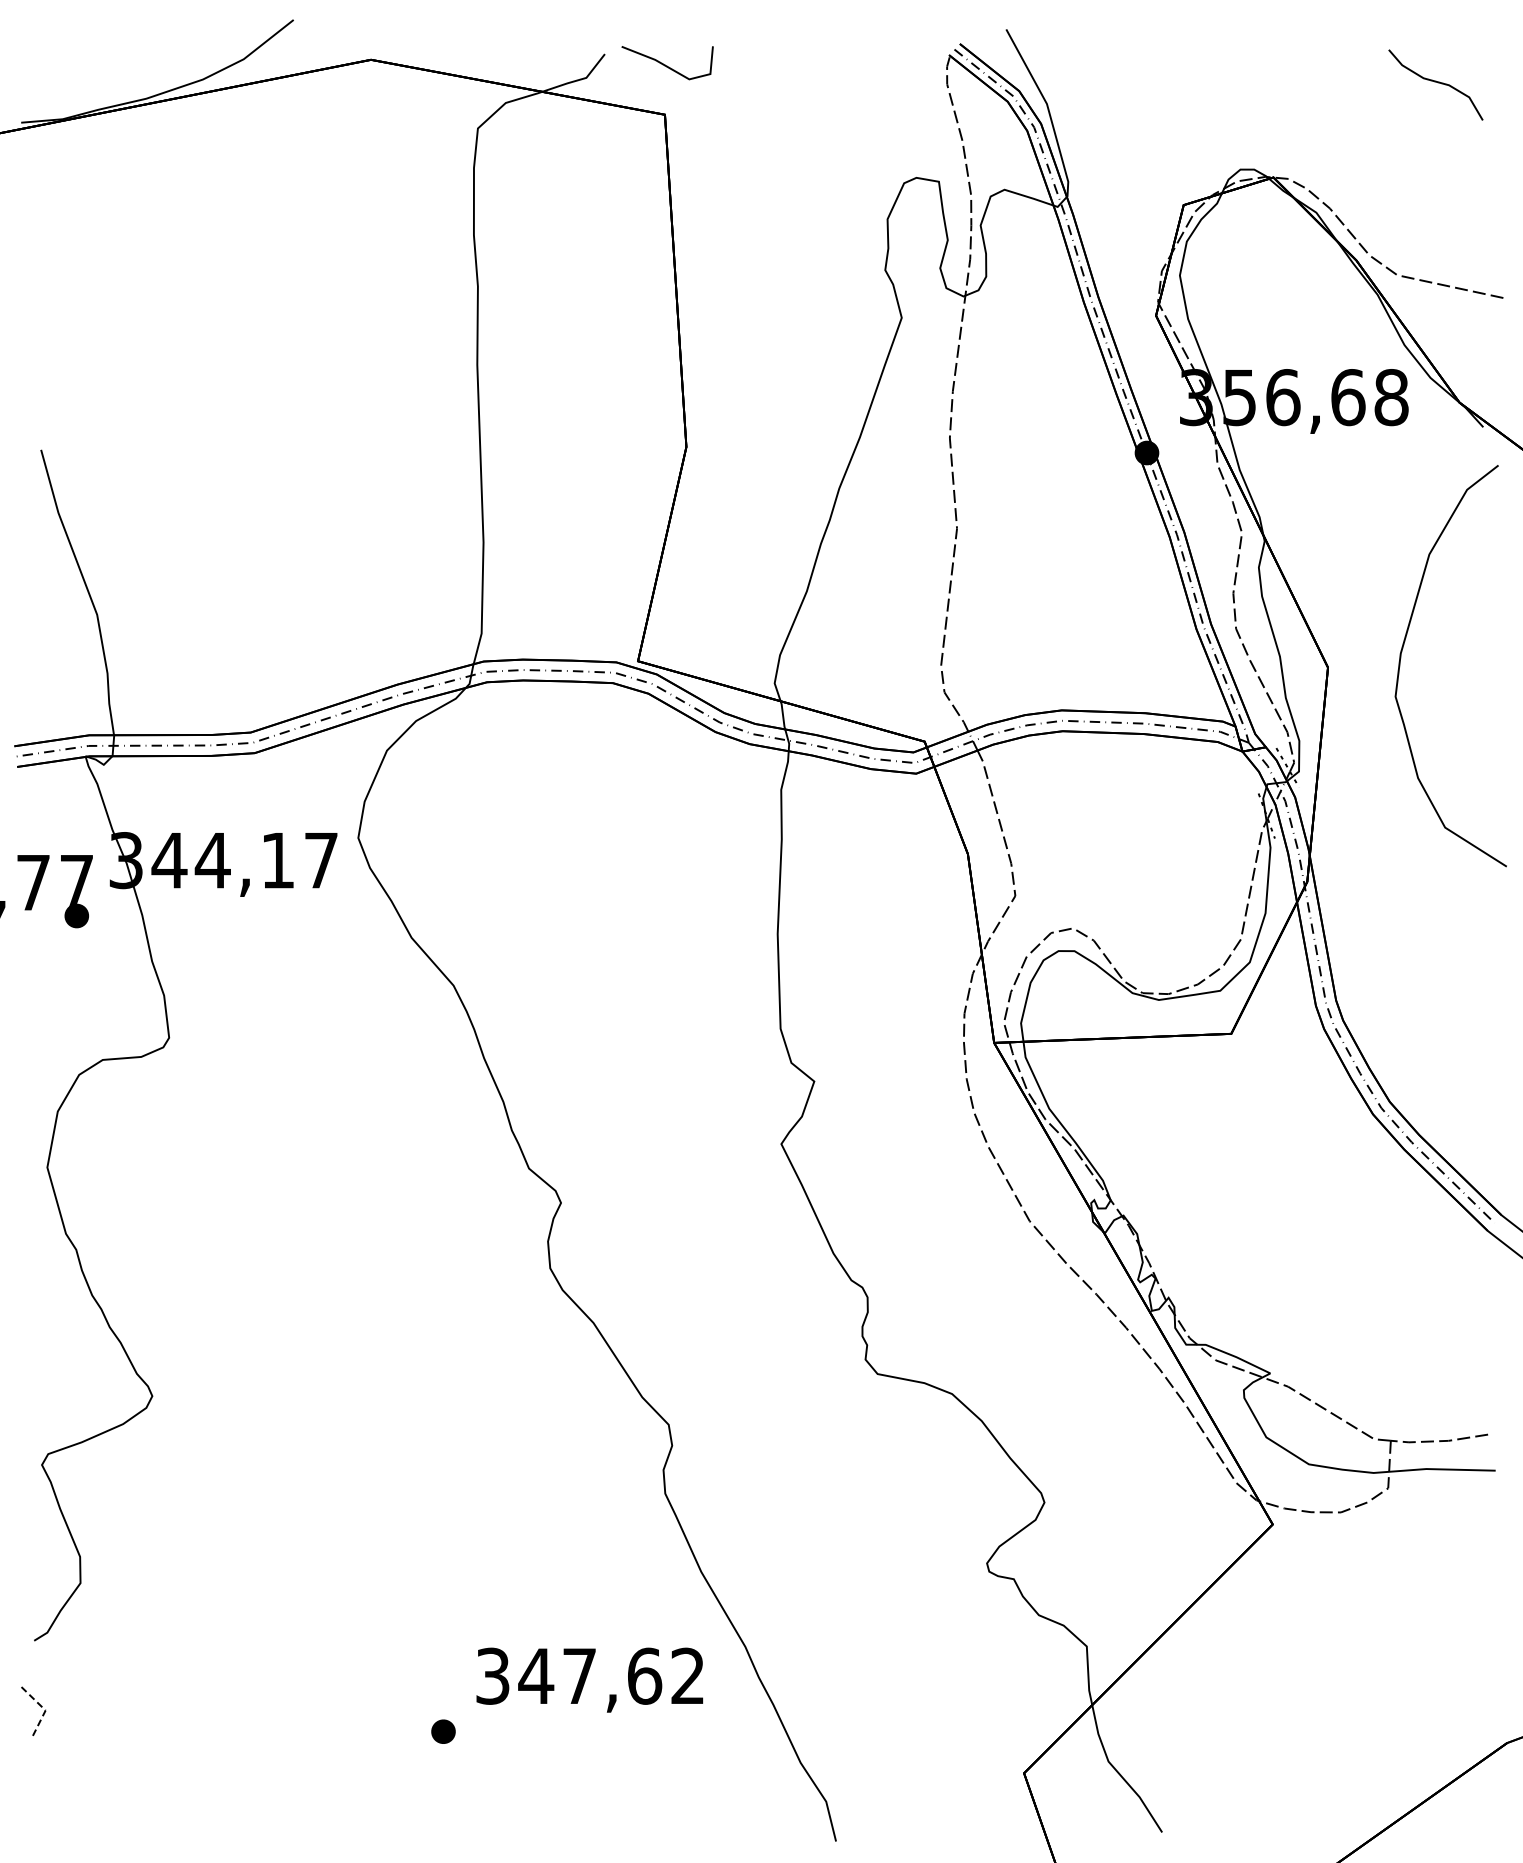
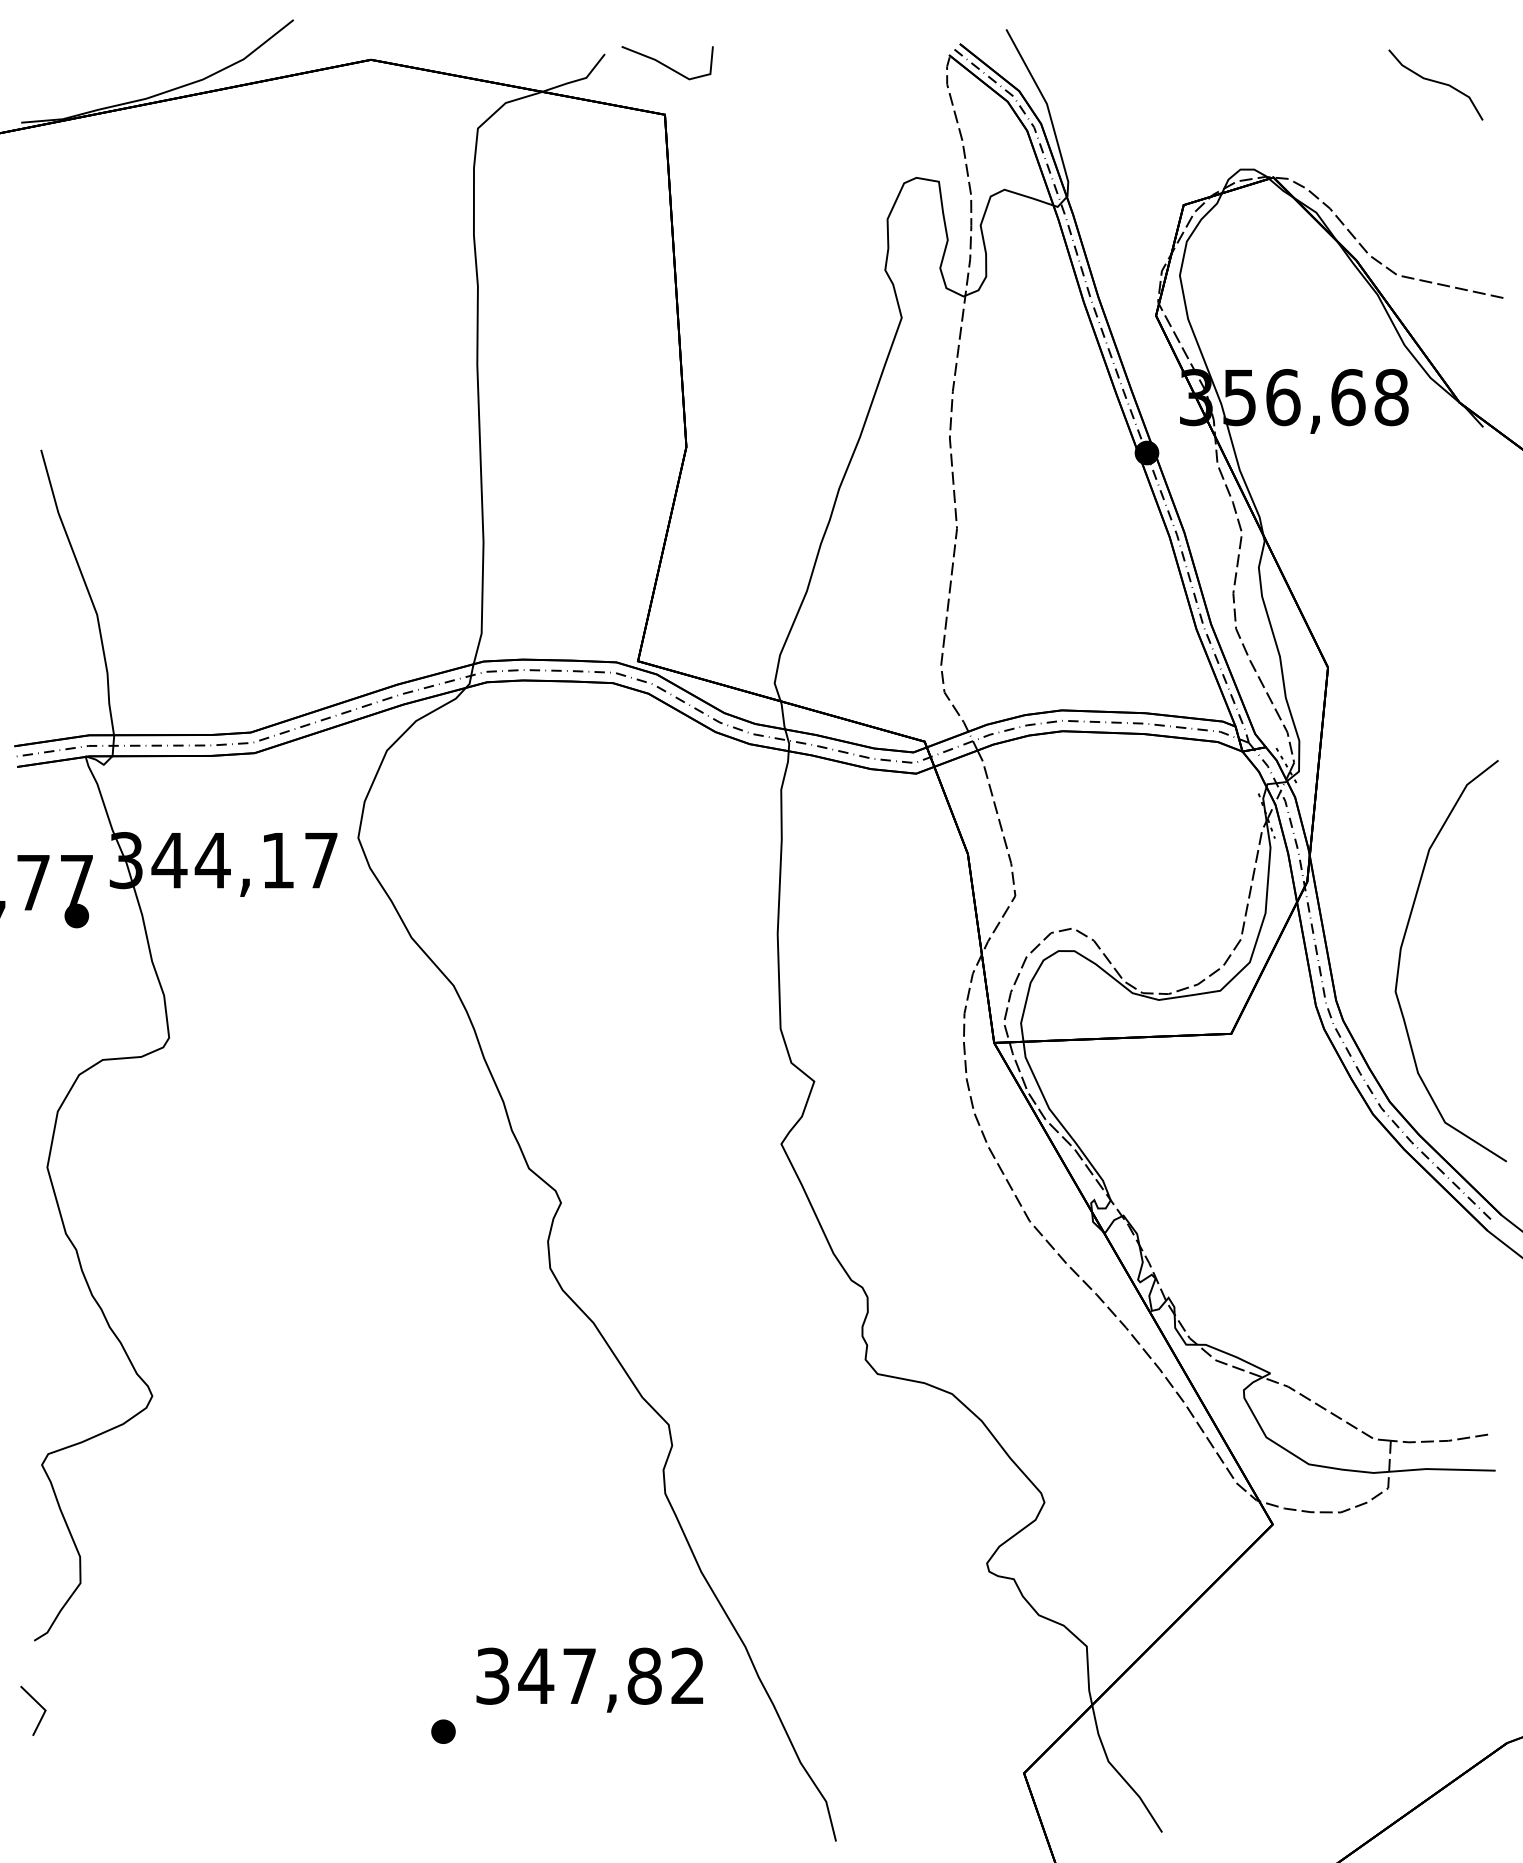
curve position: (1401, 658) -> (1401, 953) (1401, 953)
text: 347,62 -> 347,82 (644, 1675)
line: dashed -> solid (43, 1708)
